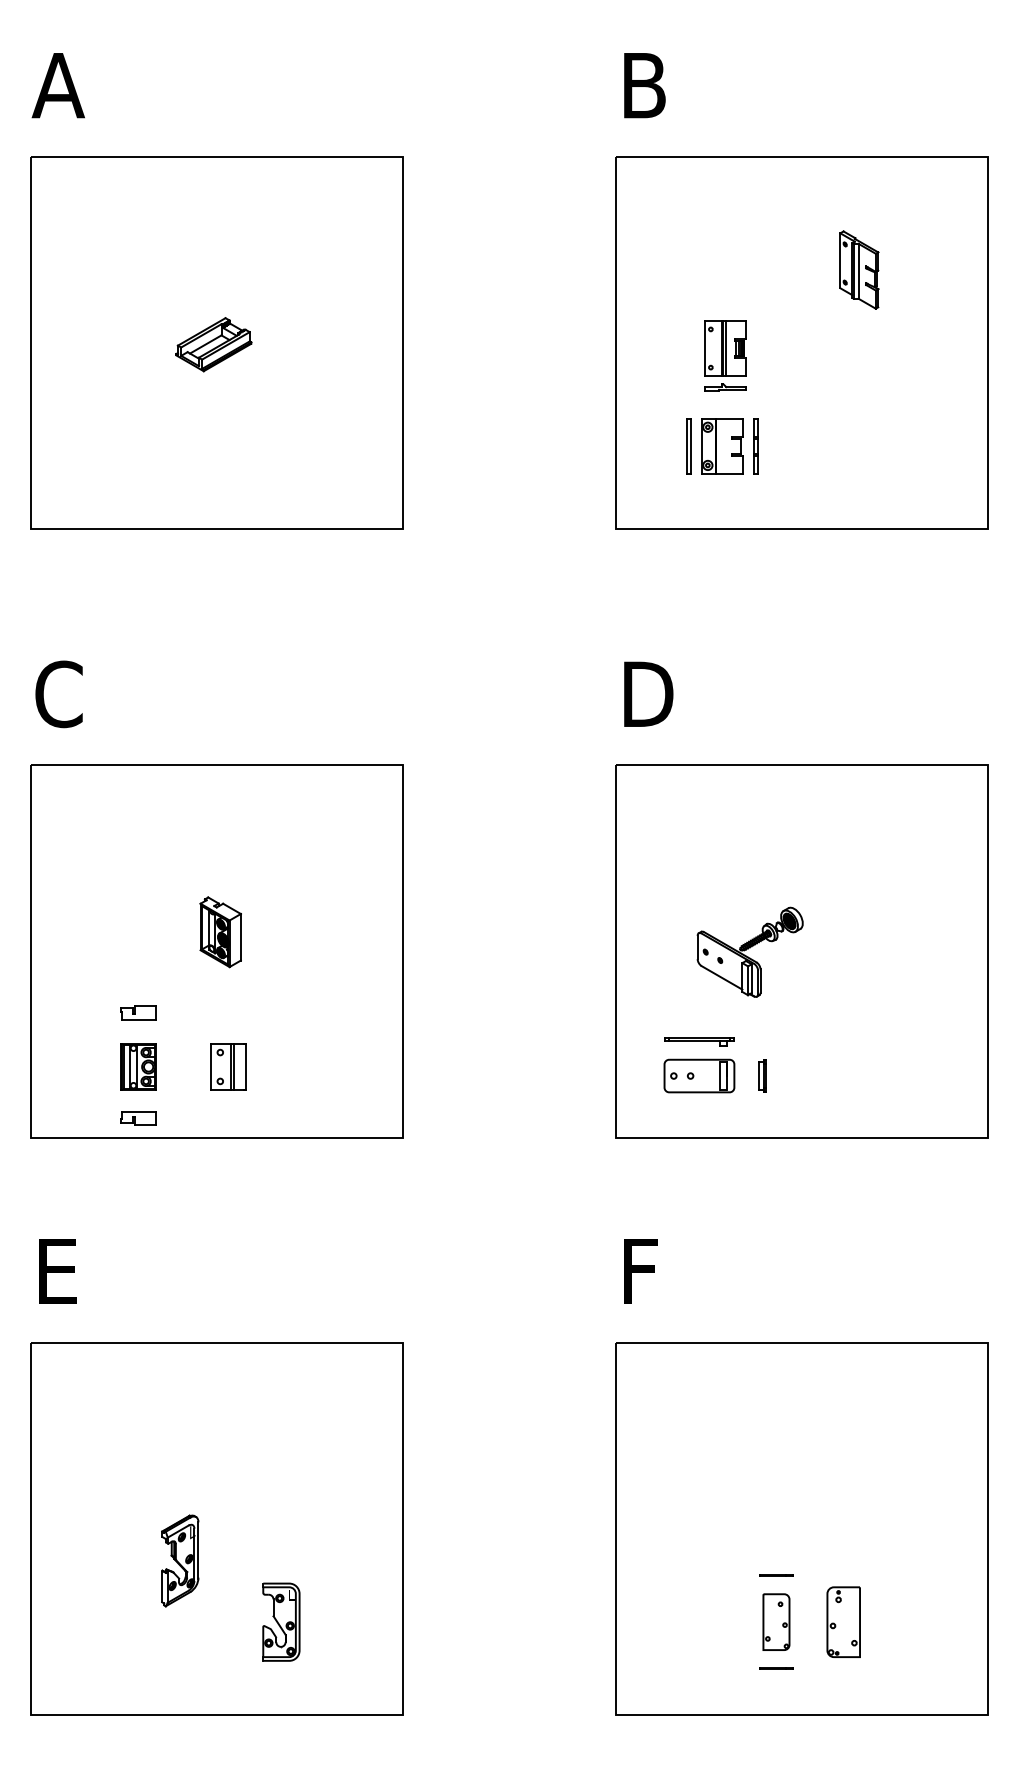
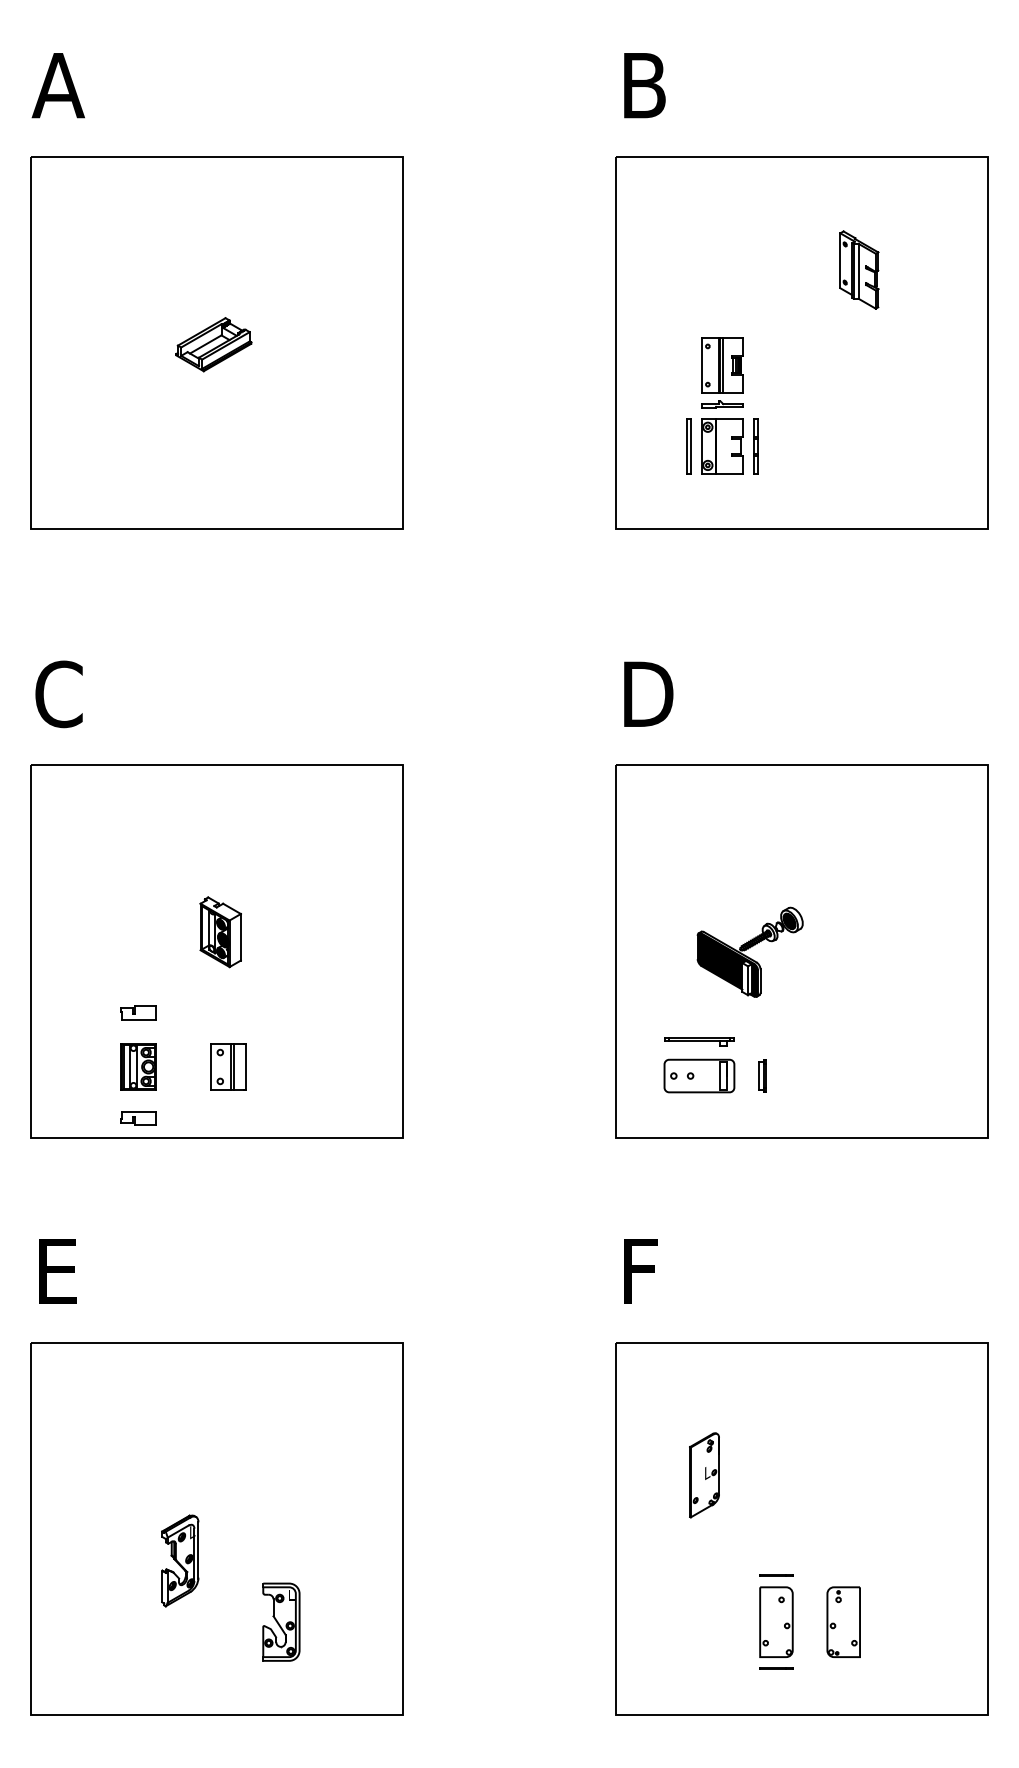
part position: (725, 355) -> (722, 372) (722, 372)
fill: none -> present (727, 964)
part: none -> present (704, 1475)
part size: 29x58 px -> 35x72 px (776, 1621)
